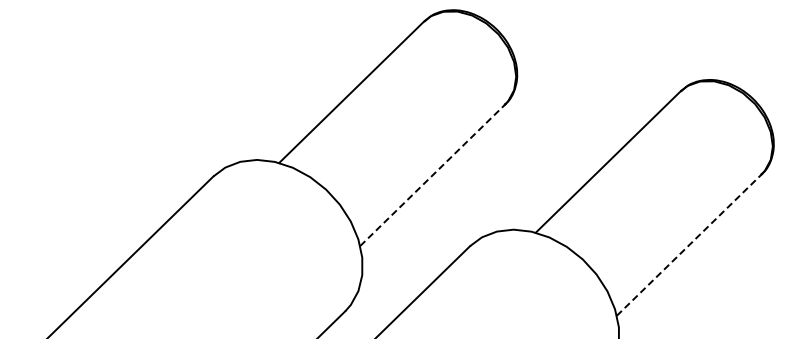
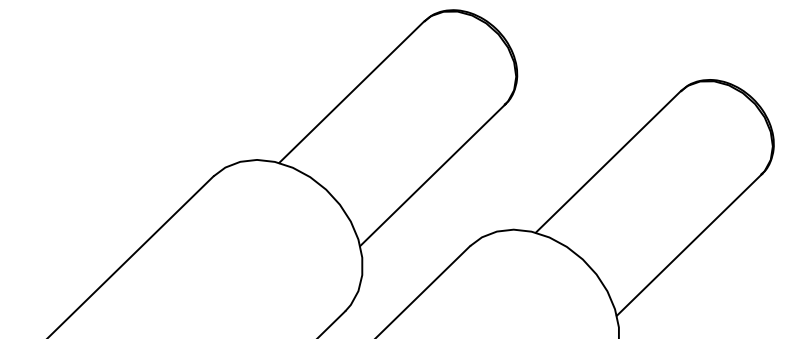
line: dashed -> solid (433, 174)
line: dashed -> solid (689, 244)
